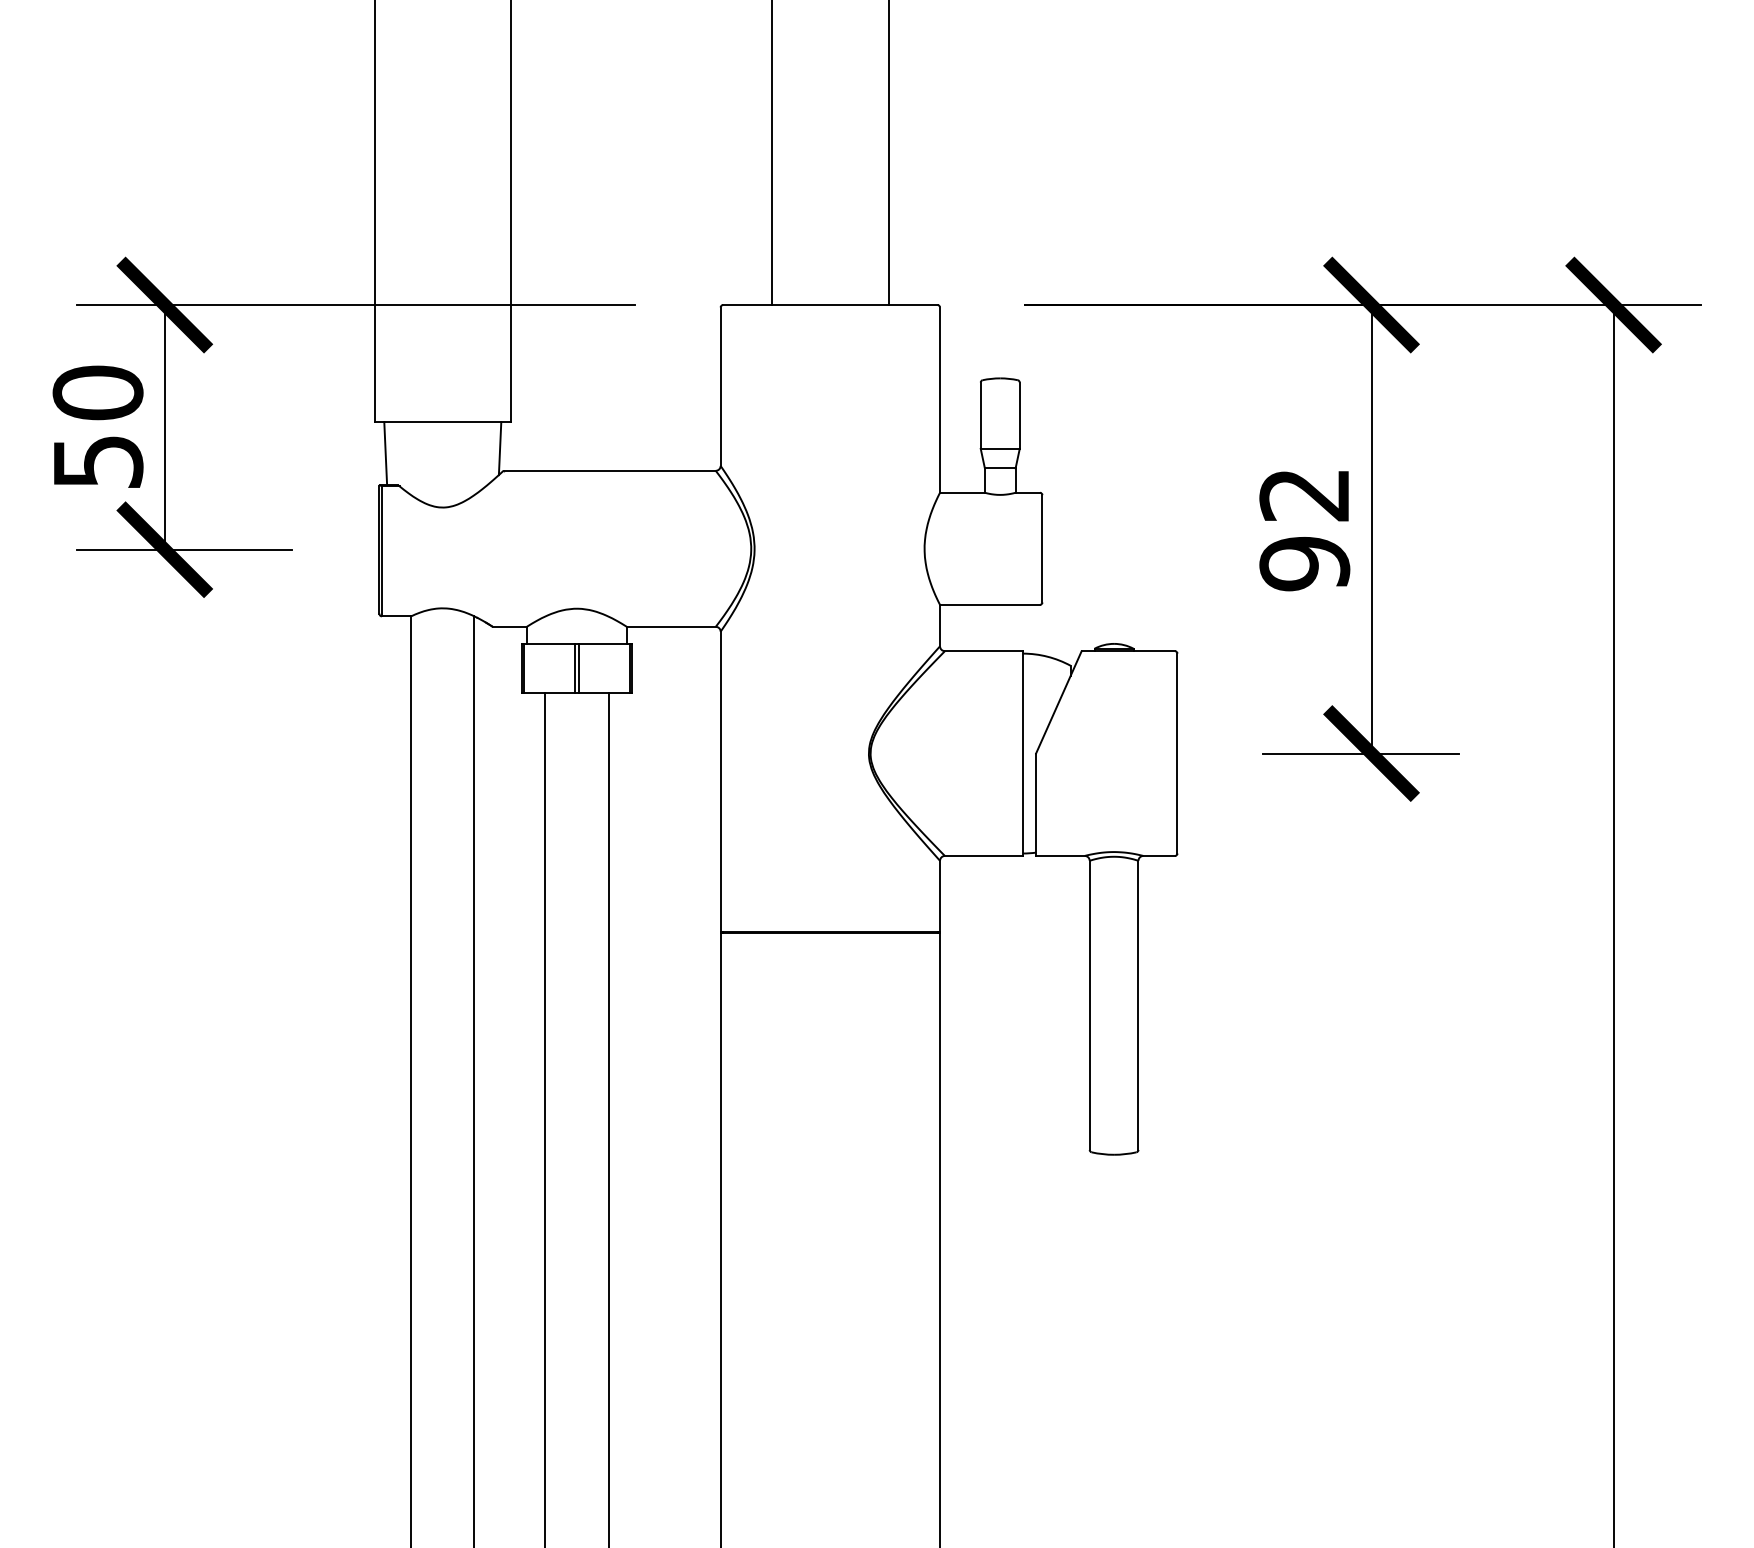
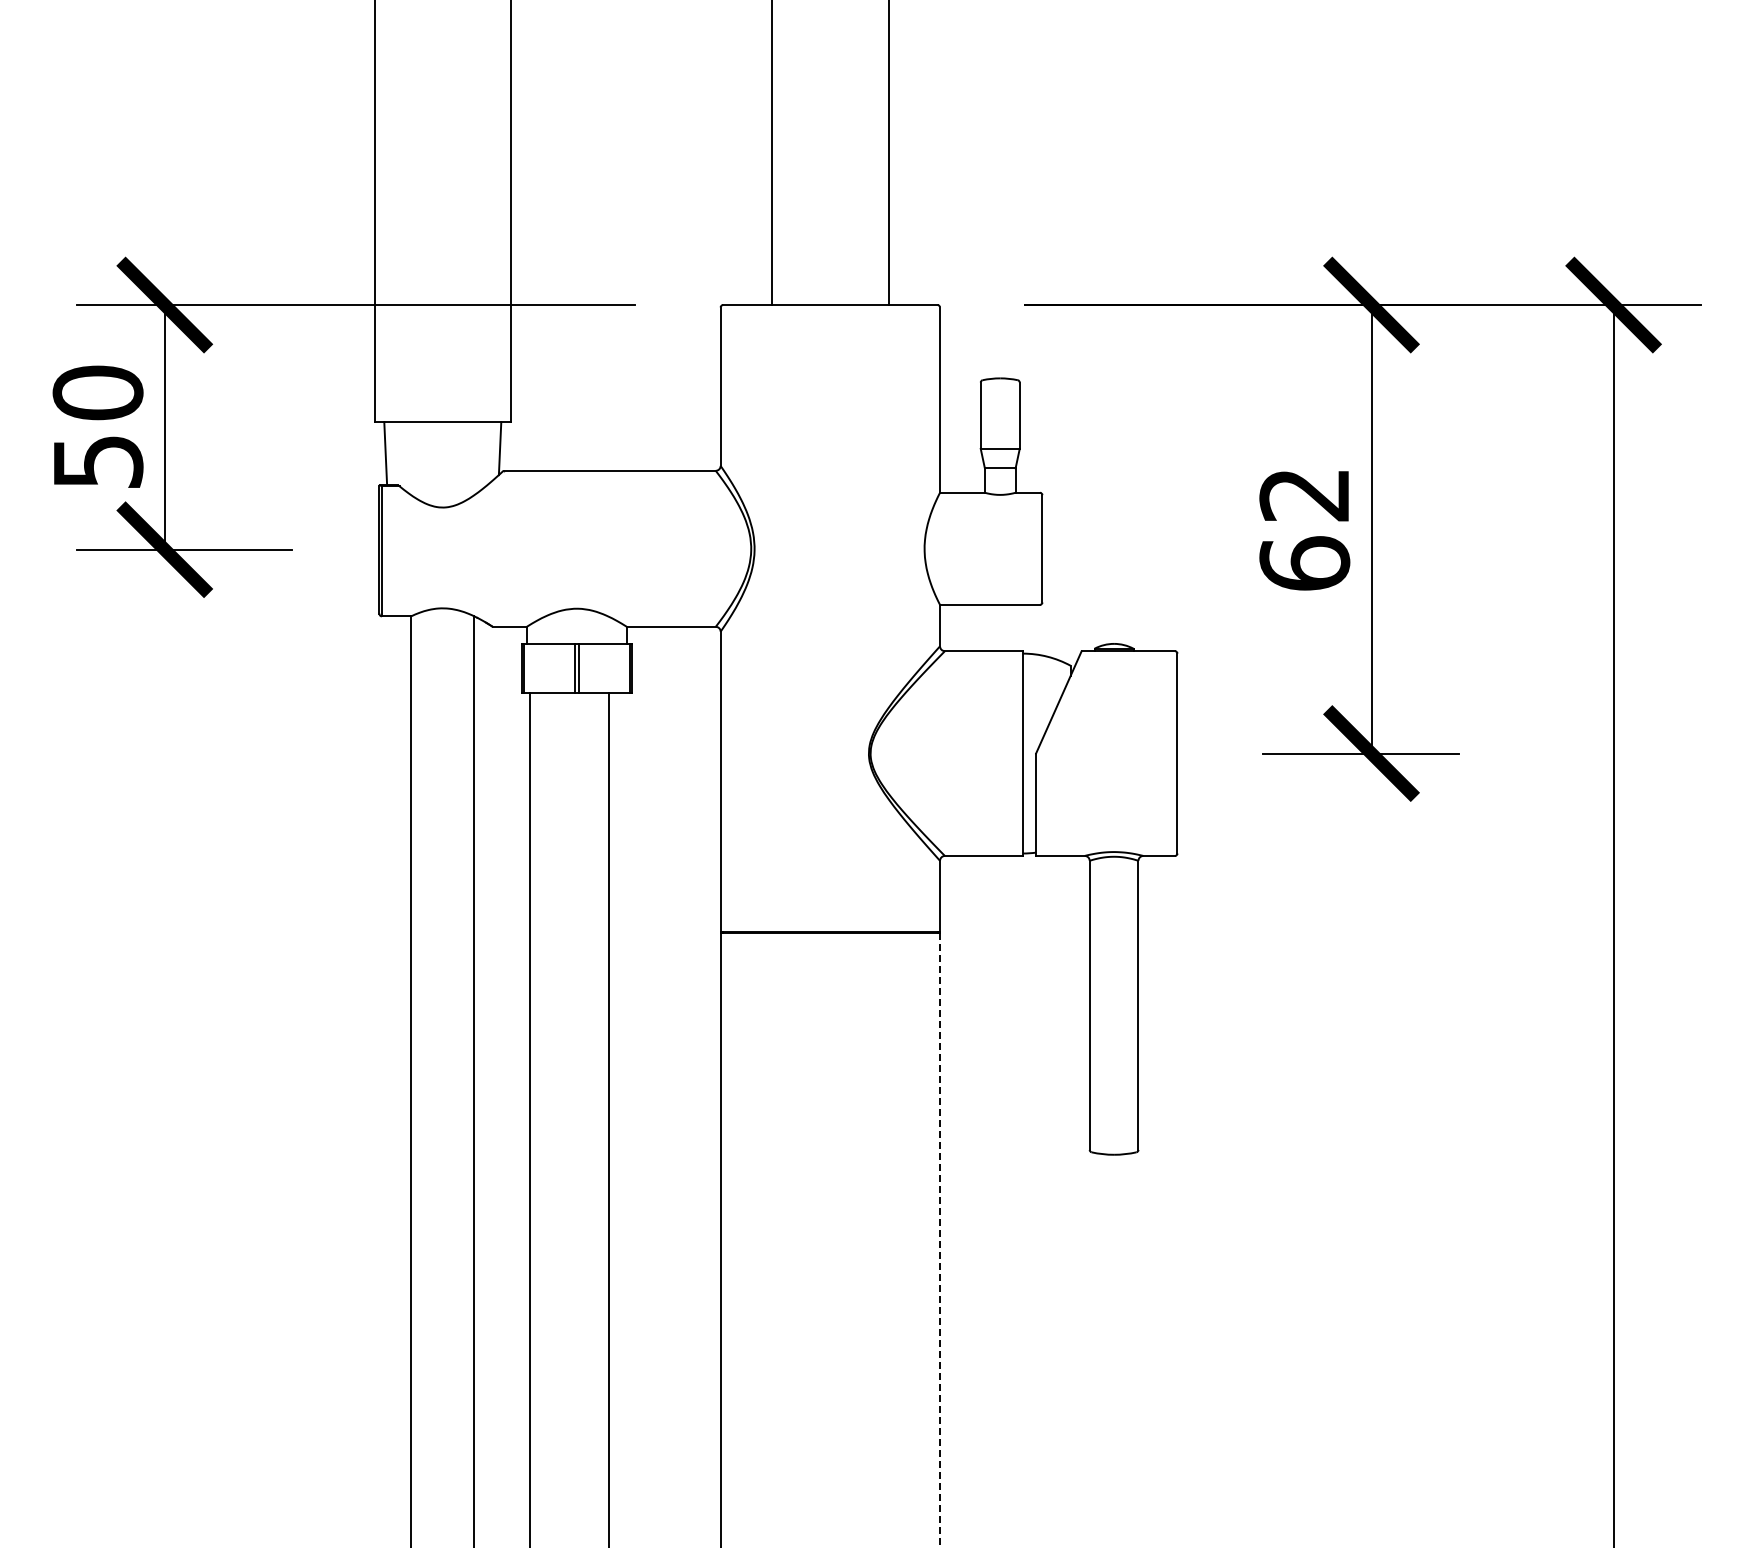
text: 92 -> 62 (1304, 563)
line position: (545, 1118) -> (530, 1118) (530, 1118)
line: solid -> dashed (940, 1240)
